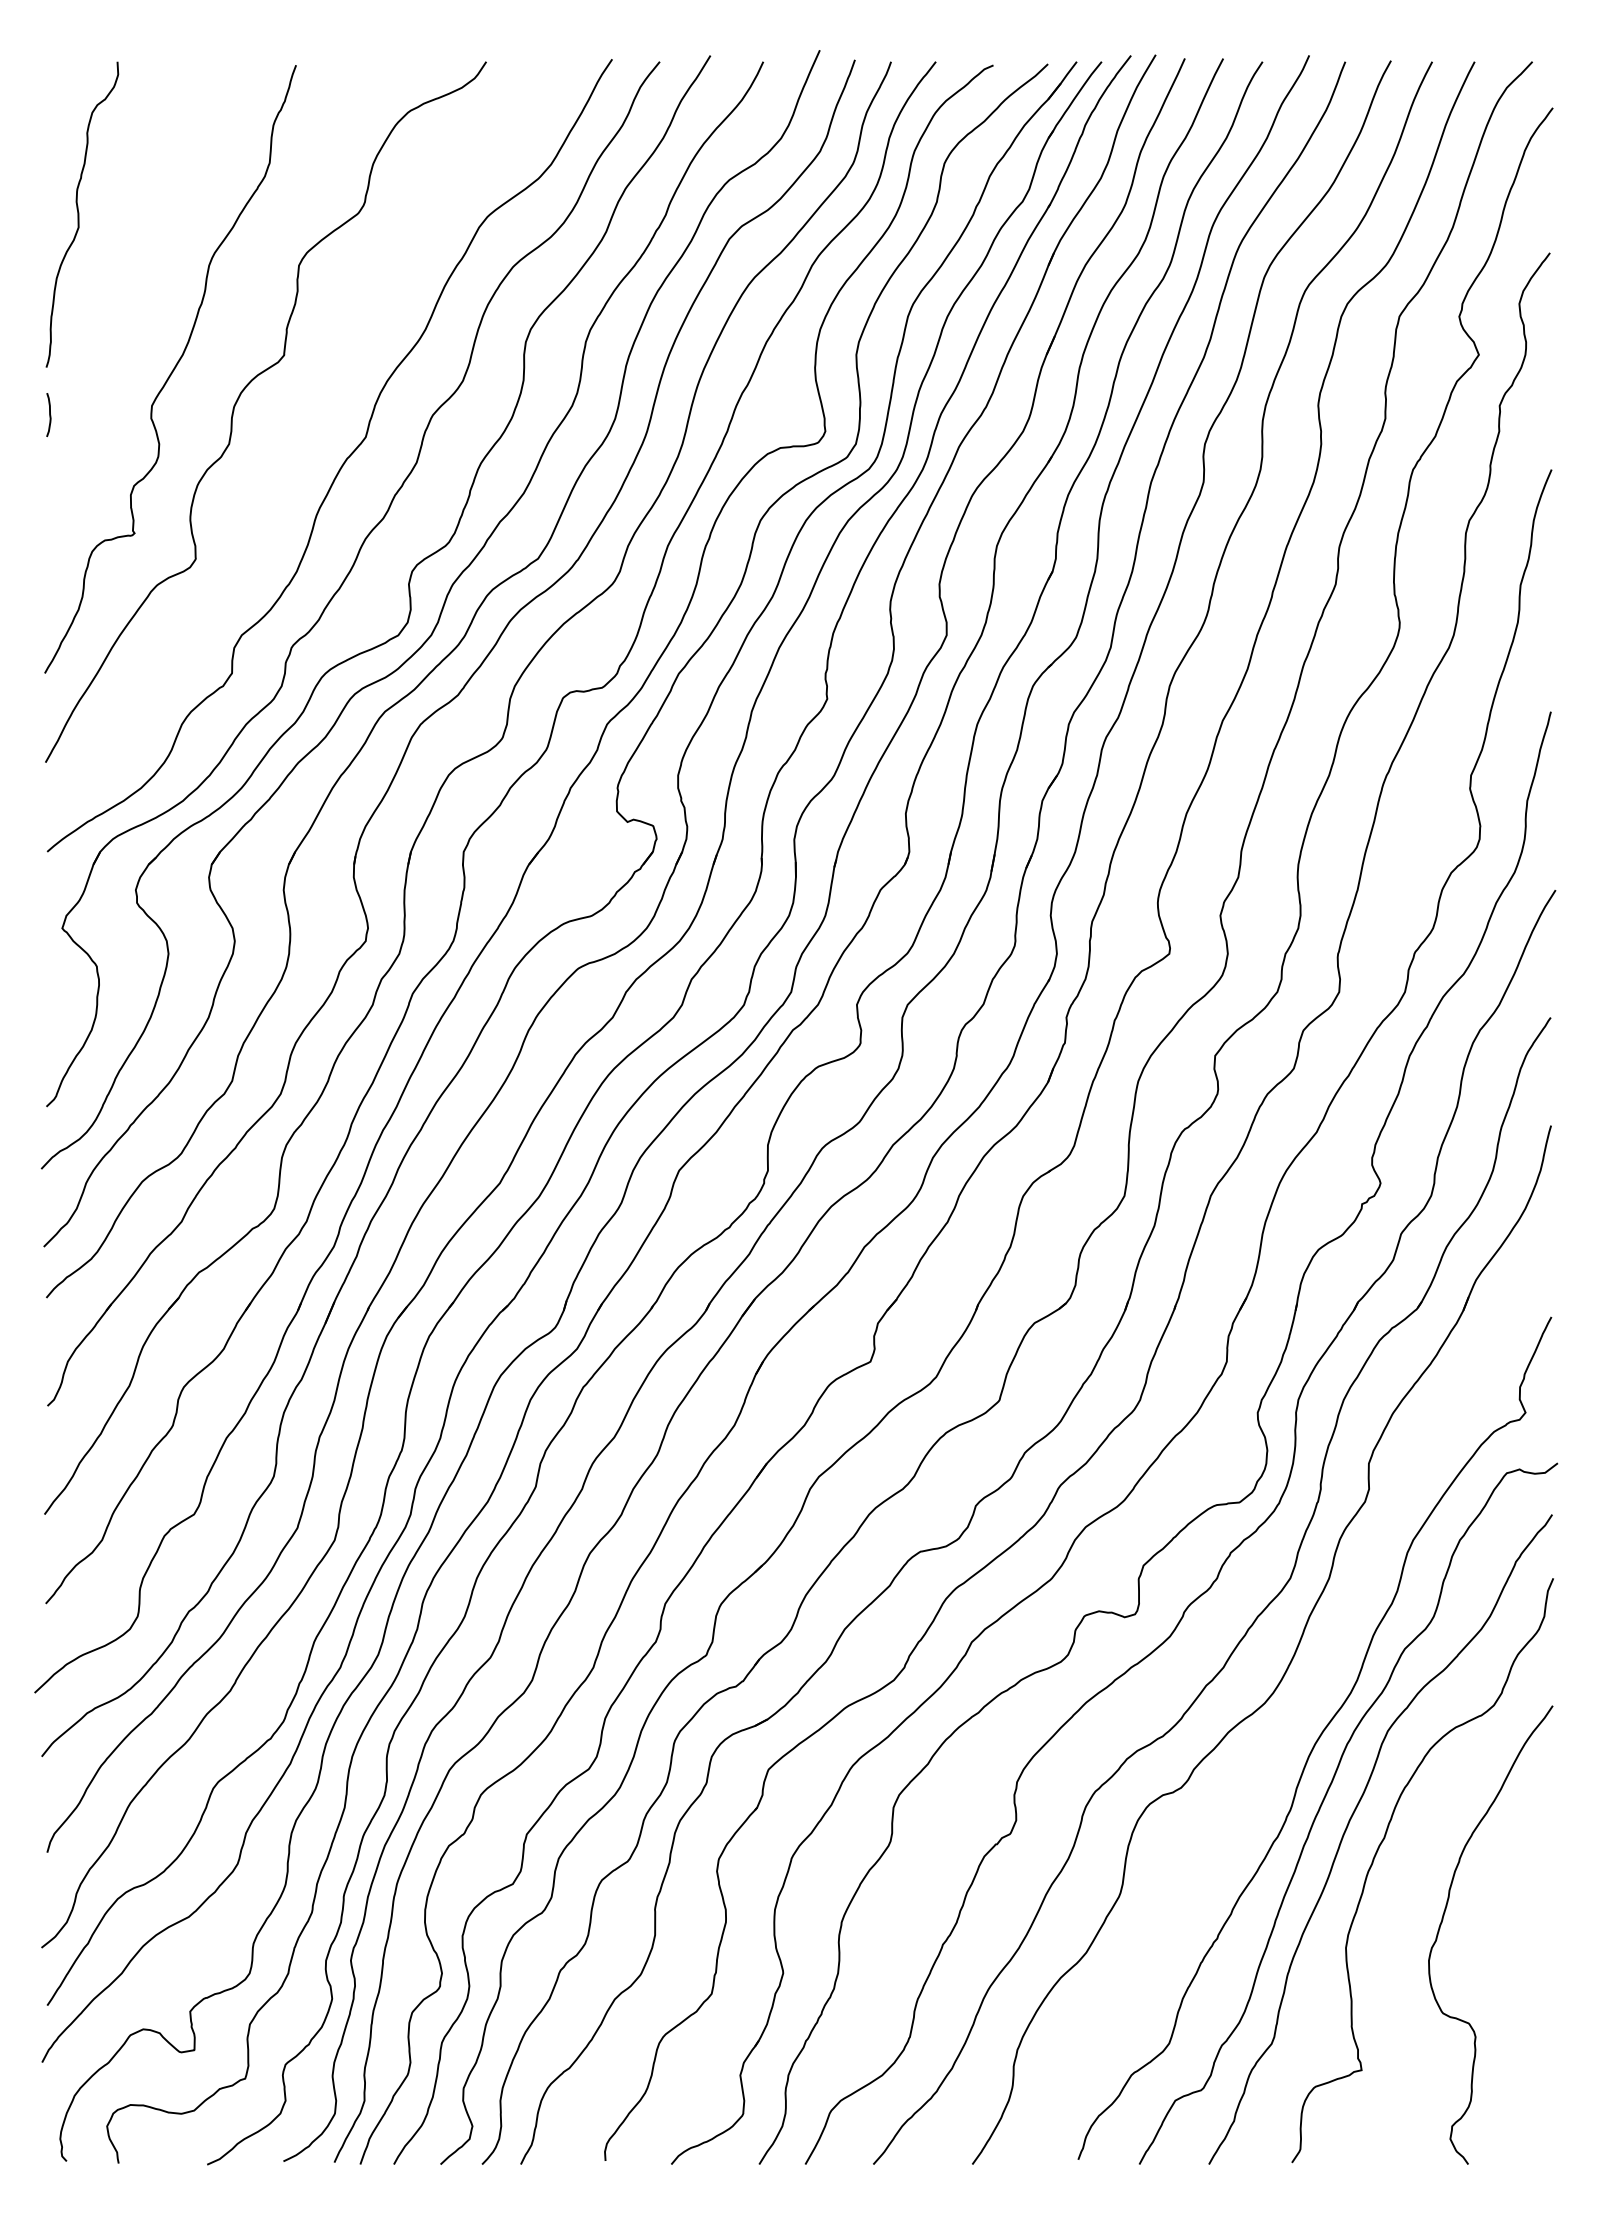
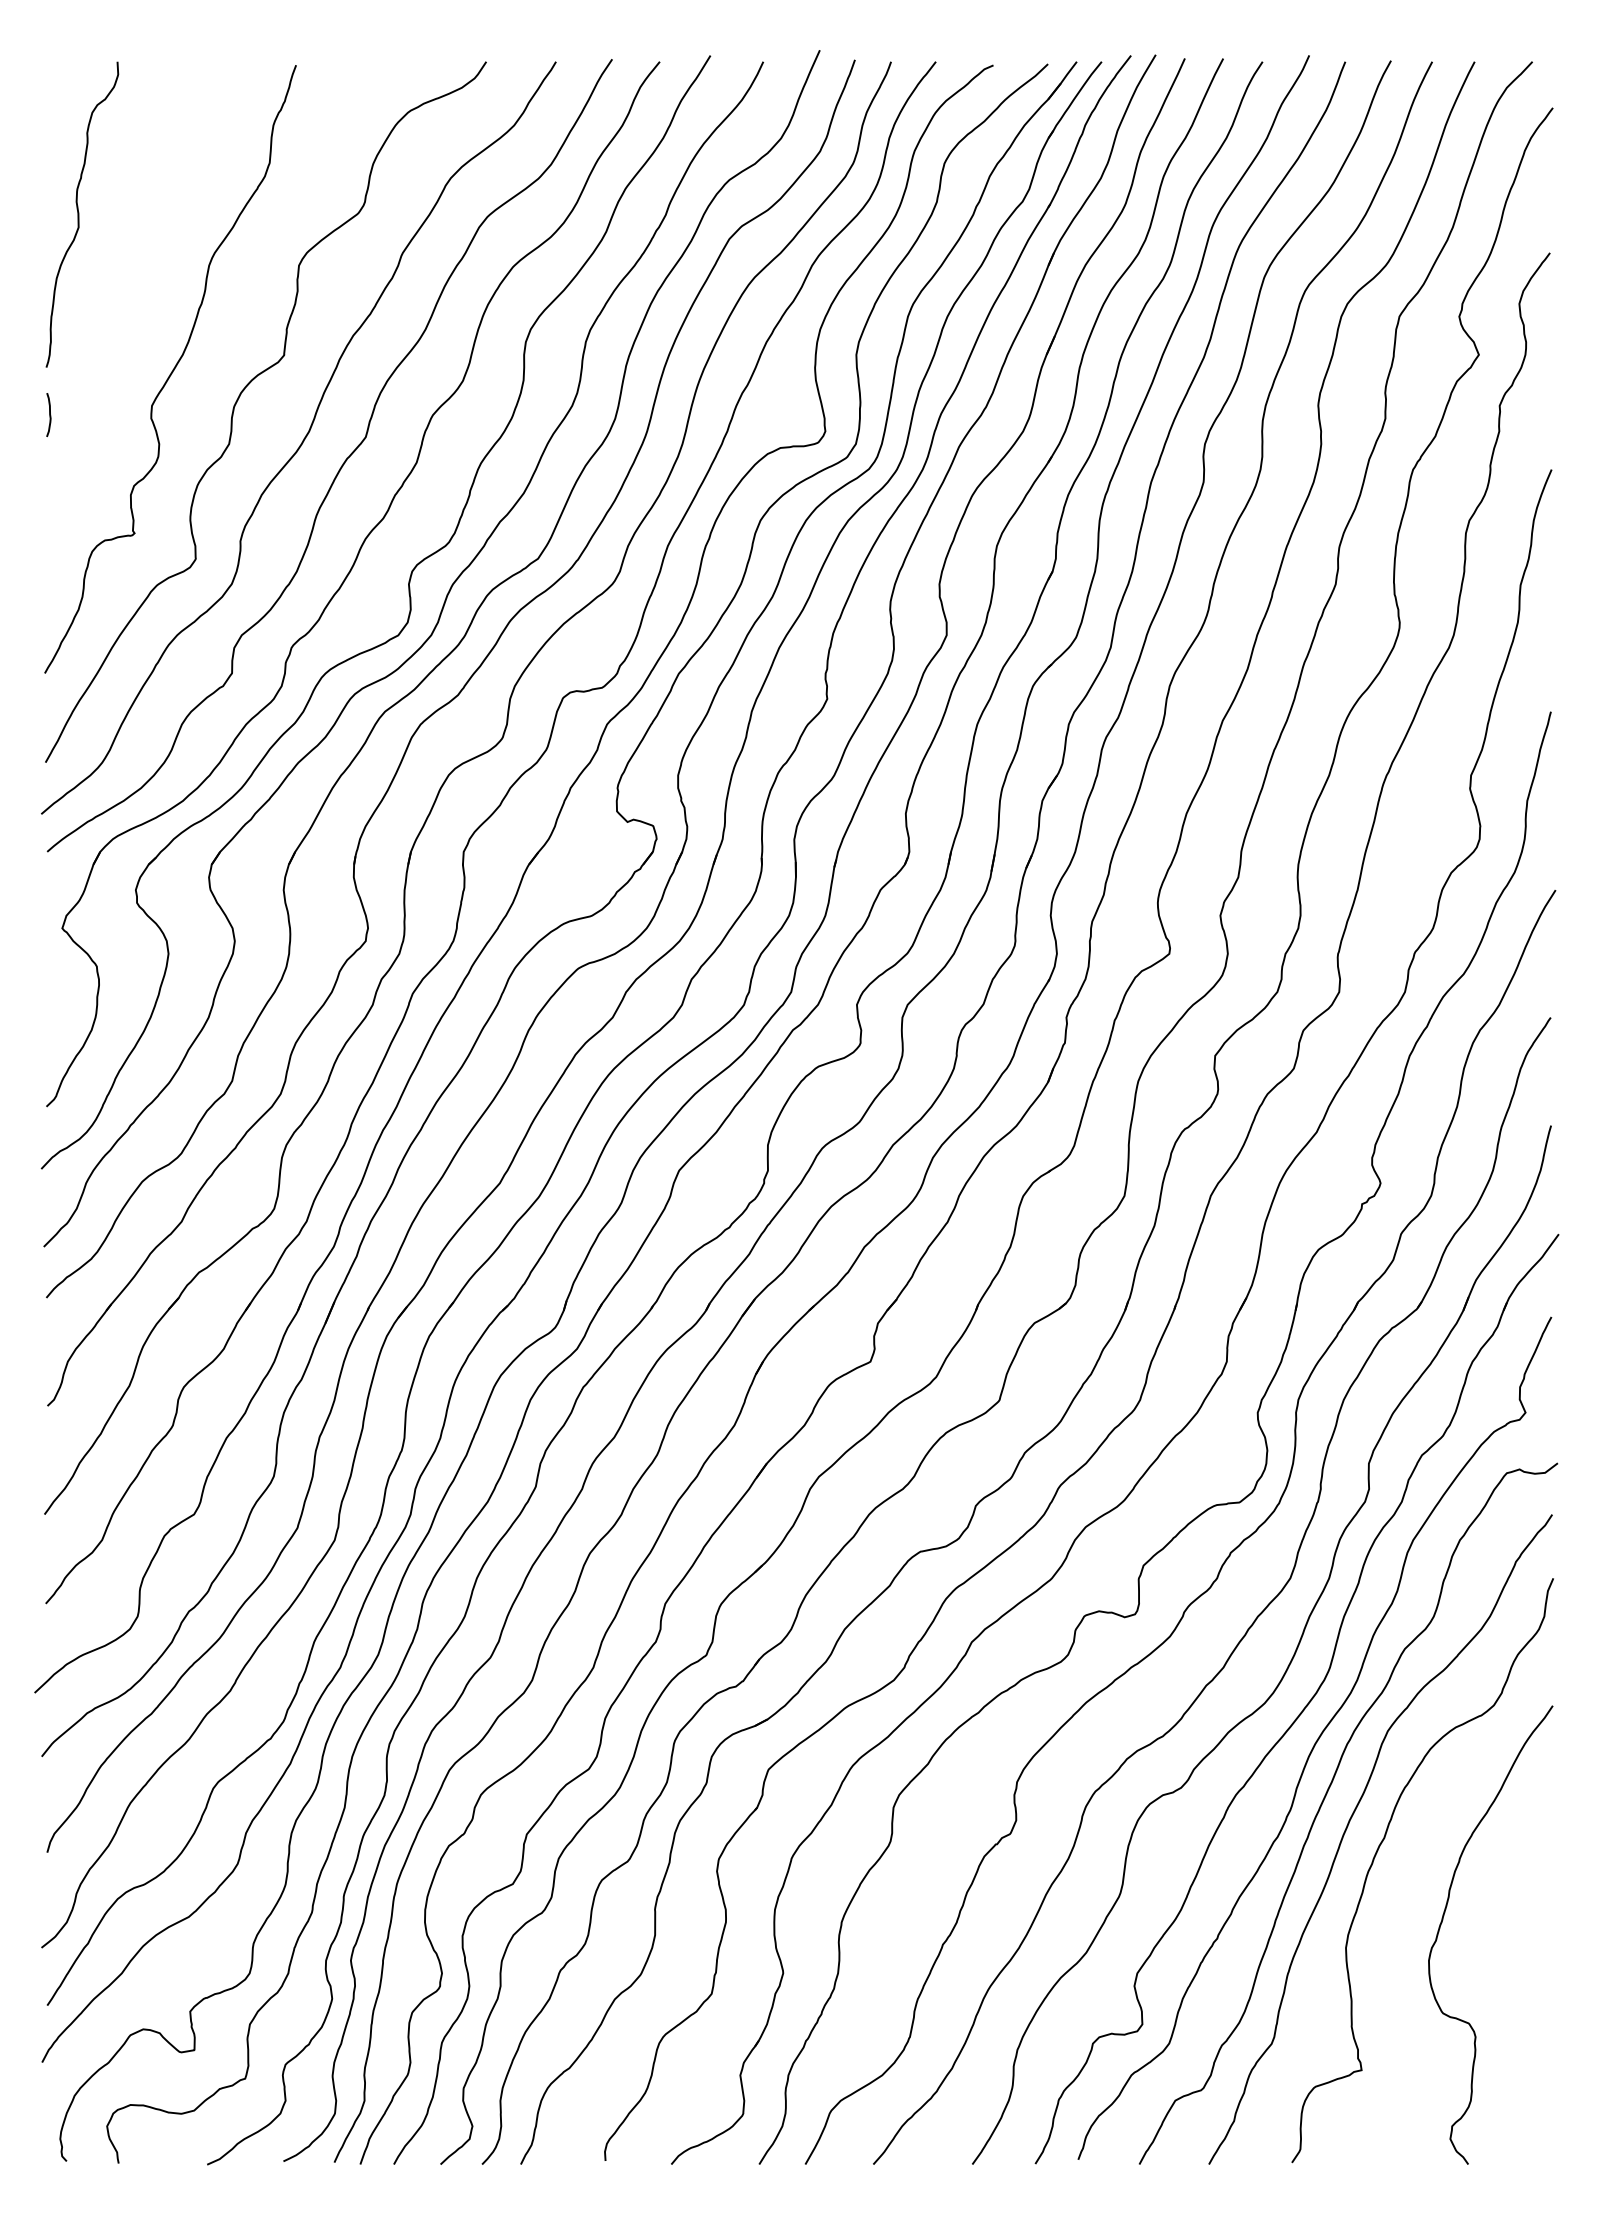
curve: none -> present (302, 440)
part: none -> present (1305, 1705)
